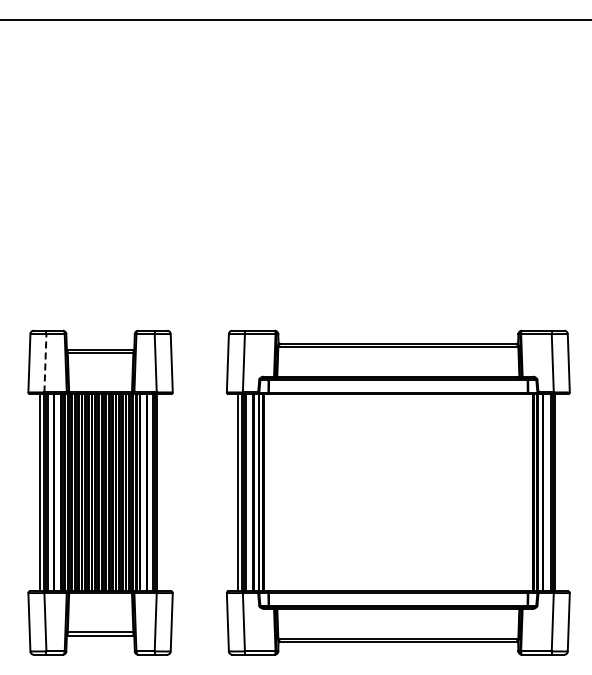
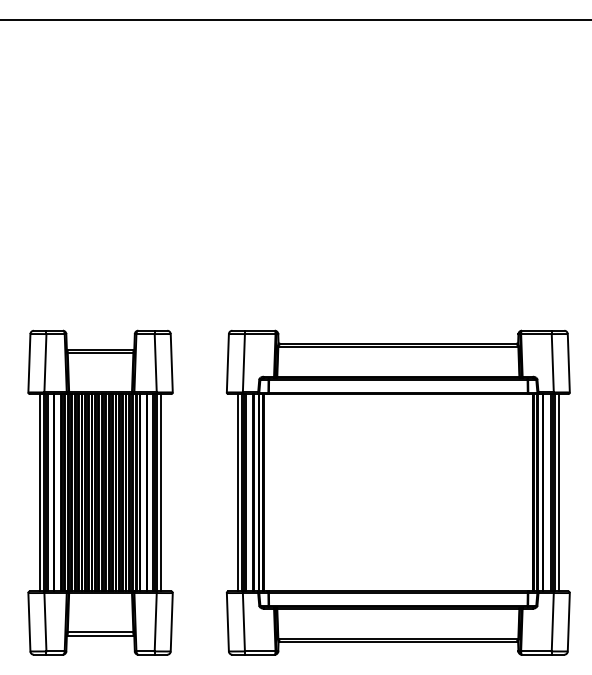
line: dashed -> solid (45, 362)
line: none -> present (160, 492)
line: none -> present (558, 492)
